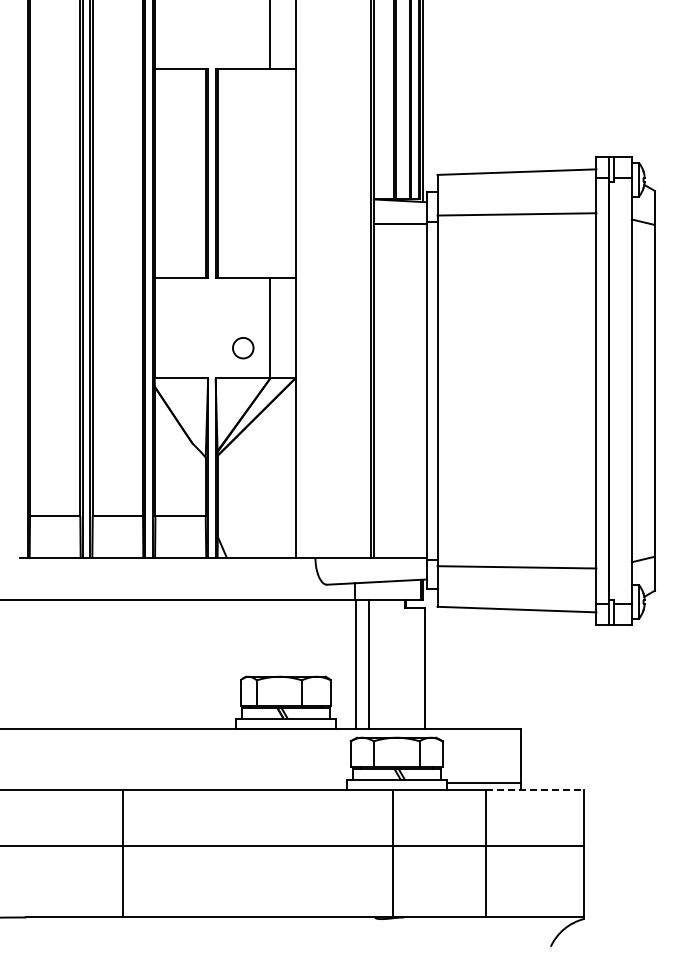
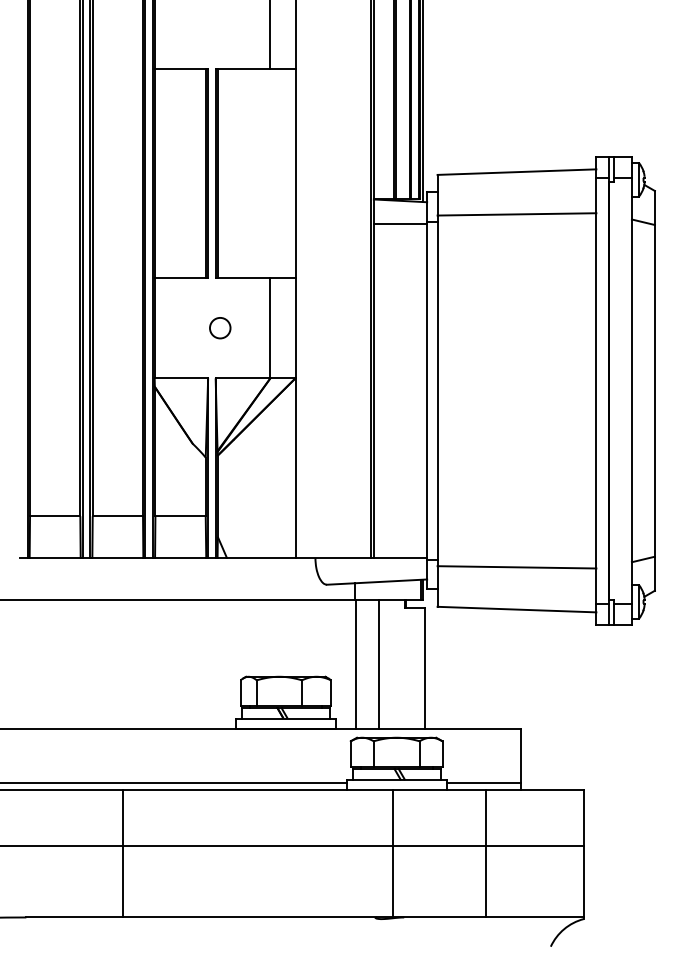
circle position: (243, 348) -> (220, 328) (220, 328)
line position: (369, 664) -> (379, 664) (379, 664)
line: none -> present (174, 783)
line: dashed -> solid (535, 789)
